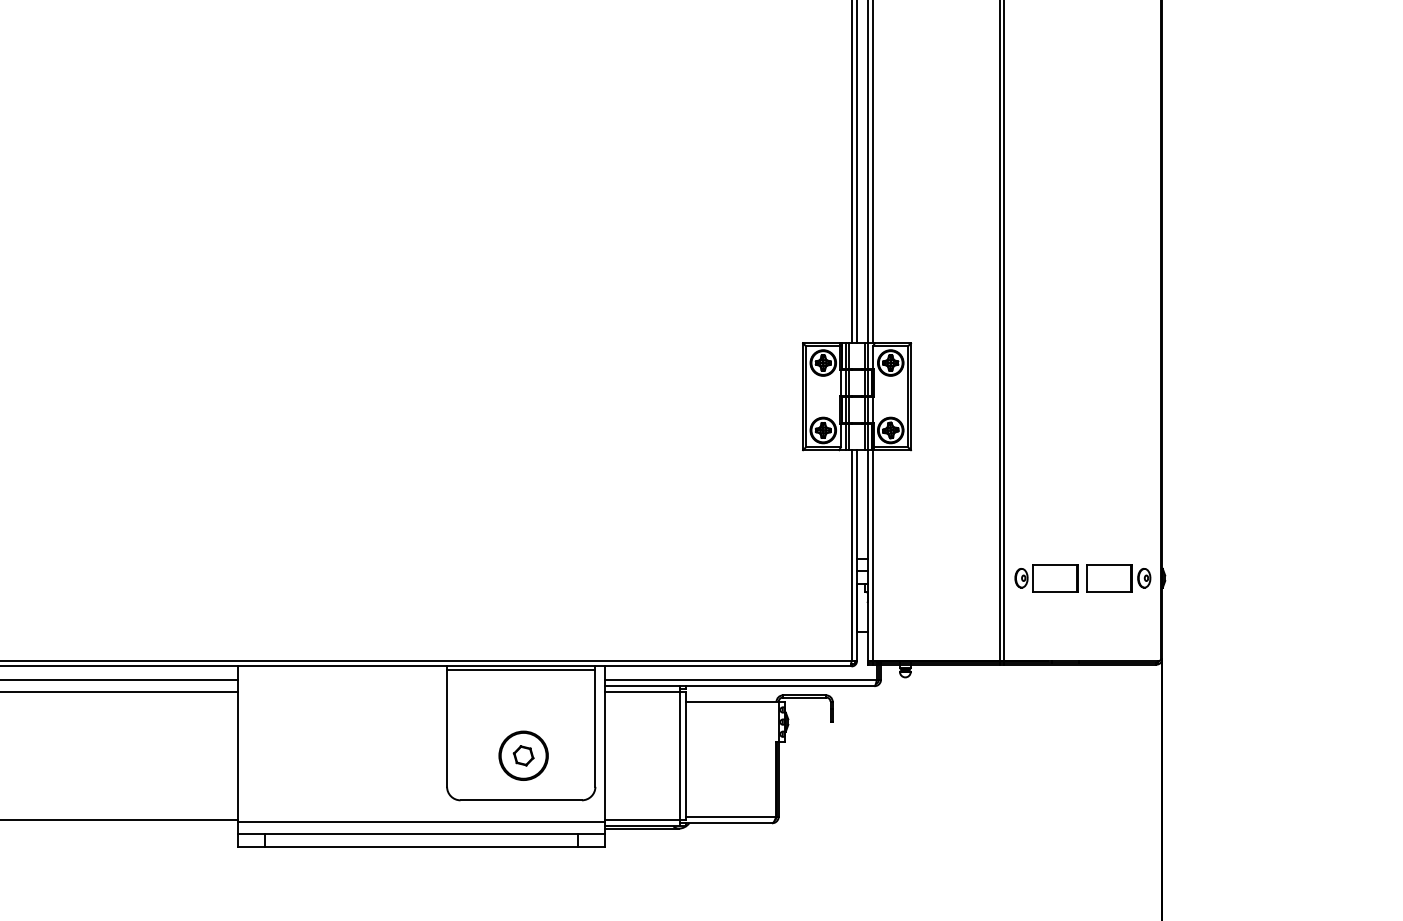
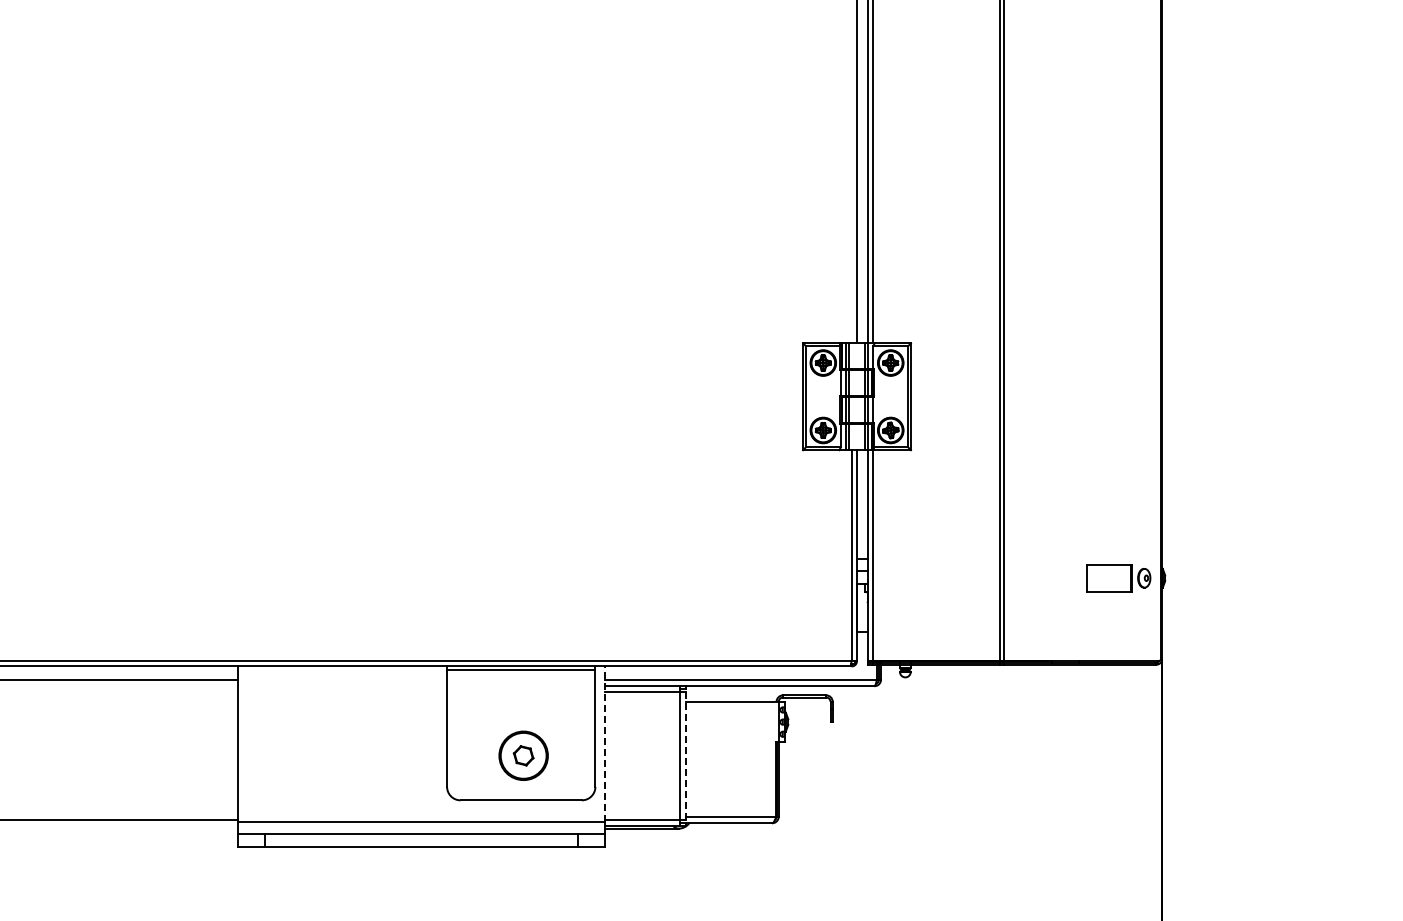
line: present -> none (851, 172)
part: present -> none (1046, 578)
line: present -> none (119, 691)
line: solid -> dashed (604, 744)
line: solid -> dashed (685, 756)
